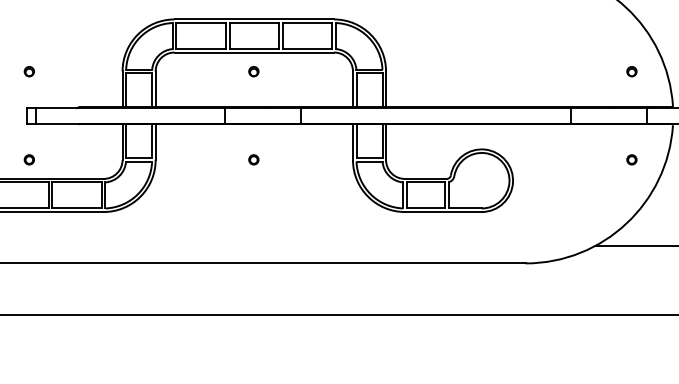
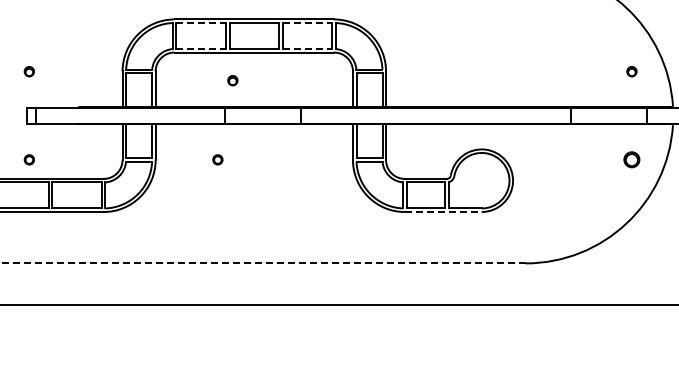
line: solid -> dashed (201, 23)
line: solid -> dashed (307, 23)
line: solid -> dashed (201, 48)
line: solid -> dashed (307, 48)
part position: (253, 71) -> (232, 80) (232, 80)
part position: (253, 159) -> (217, 159) (217, 159)
part size: 12x12 px -> 18x18 px (631, 159)
line: solid -> dashed (443, 212)
line: present -> none (635, 245)
line: solid -> dashed (262, 263)
line position: (338, 314) -> (338, 304) (338, 304)
